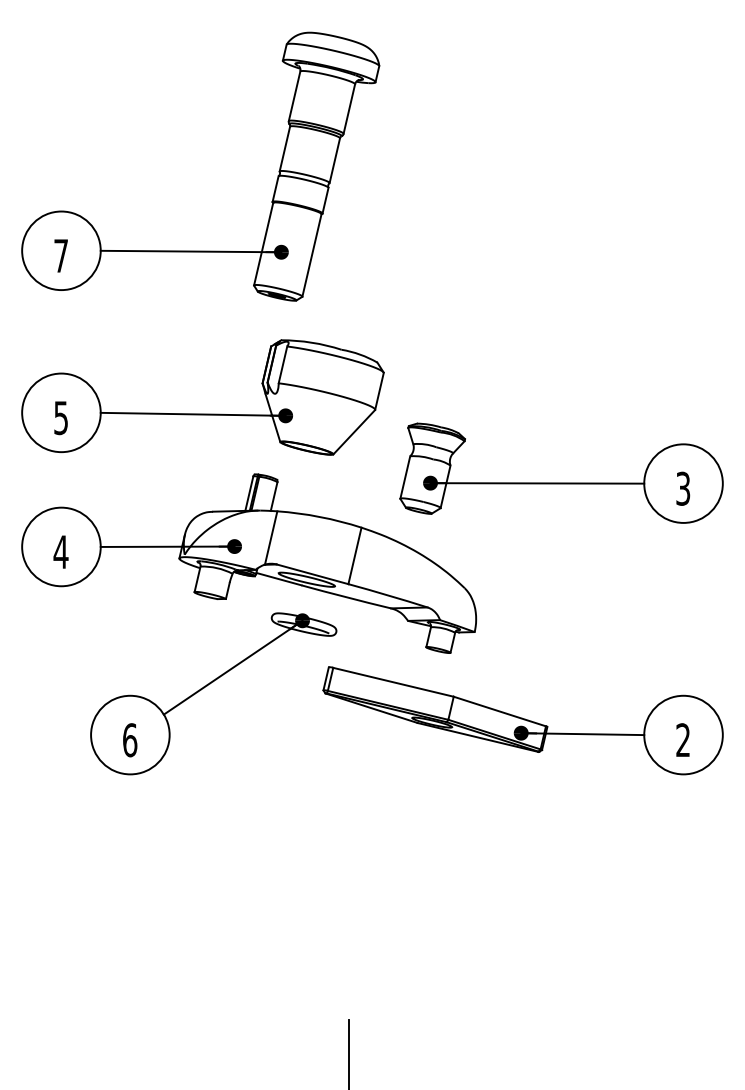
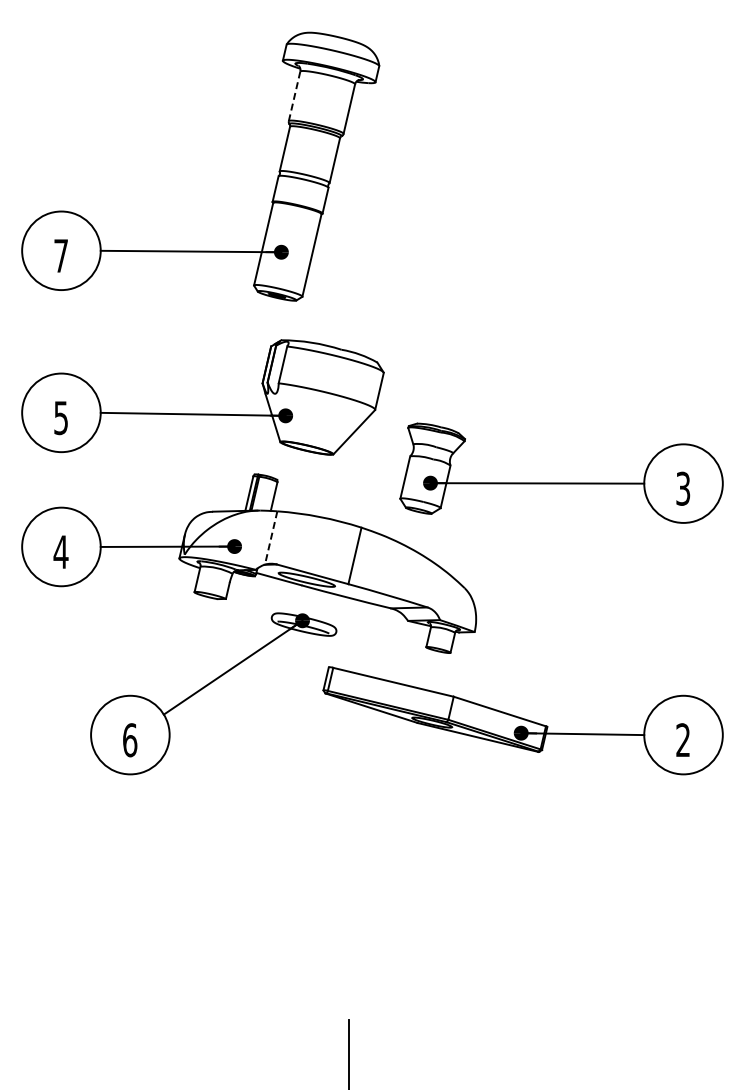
line: solid -> dashed (294, 96)
line: solid -> dashed (271, 538)
